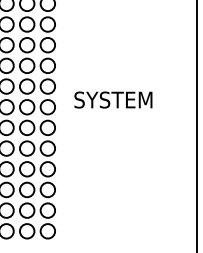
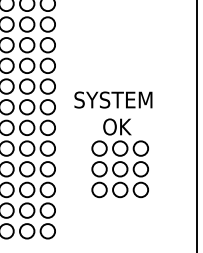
part: none -> present (119, 158)
